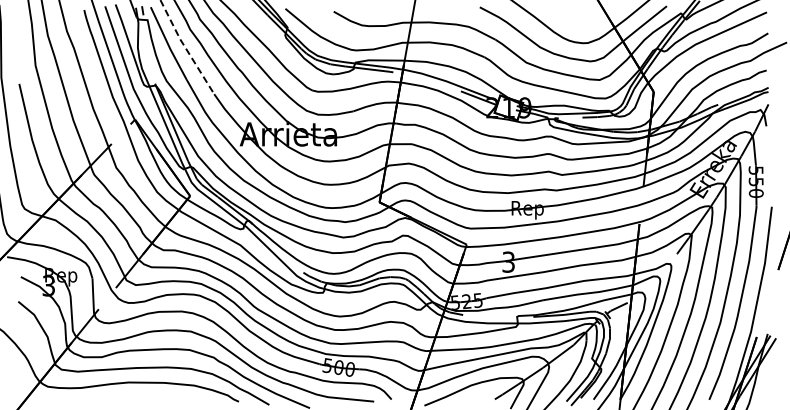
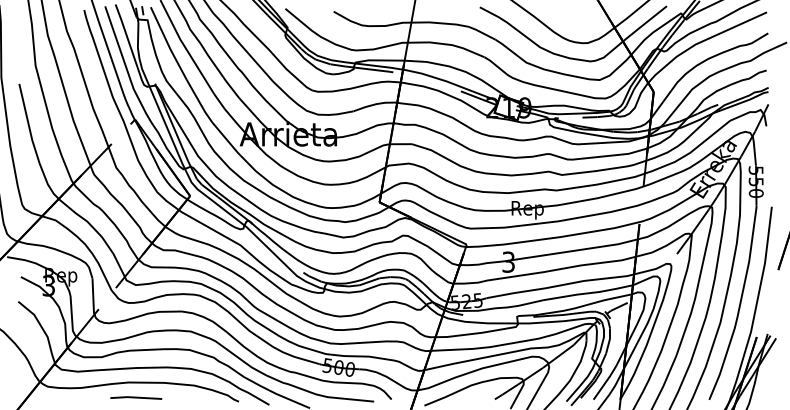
line: dashed -> solid (185, 47)
line: none -> present (136, 397)
